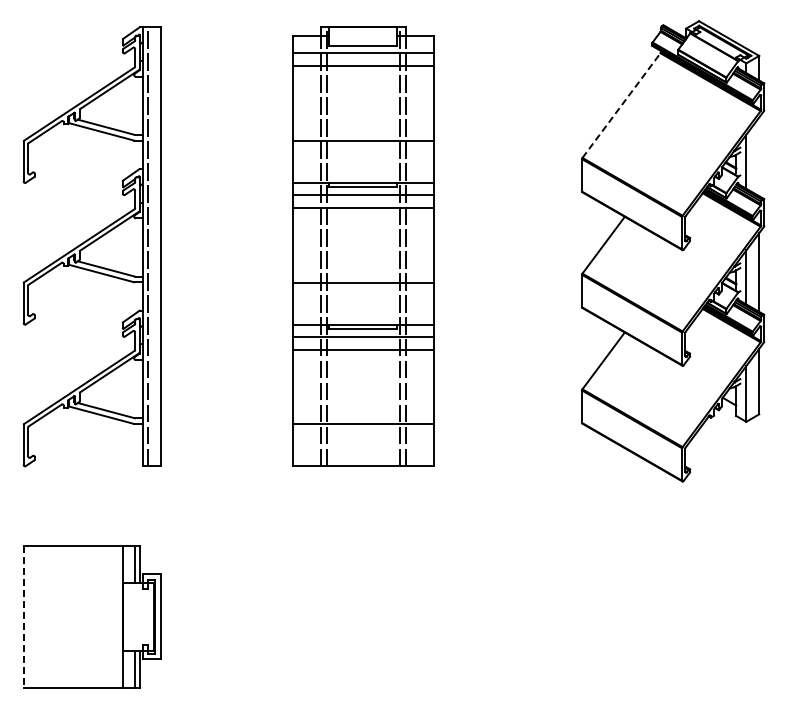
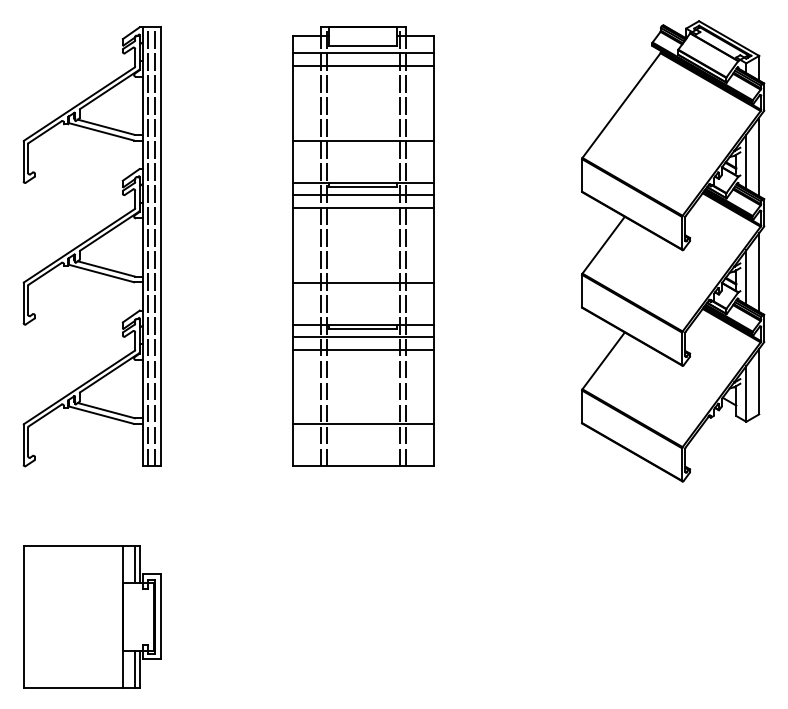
line: dashed -> solid (621, 105)
line: none -> present (759, 156)
line: none -> present (155, 246)
line: dashed -> solid (23, 616)
